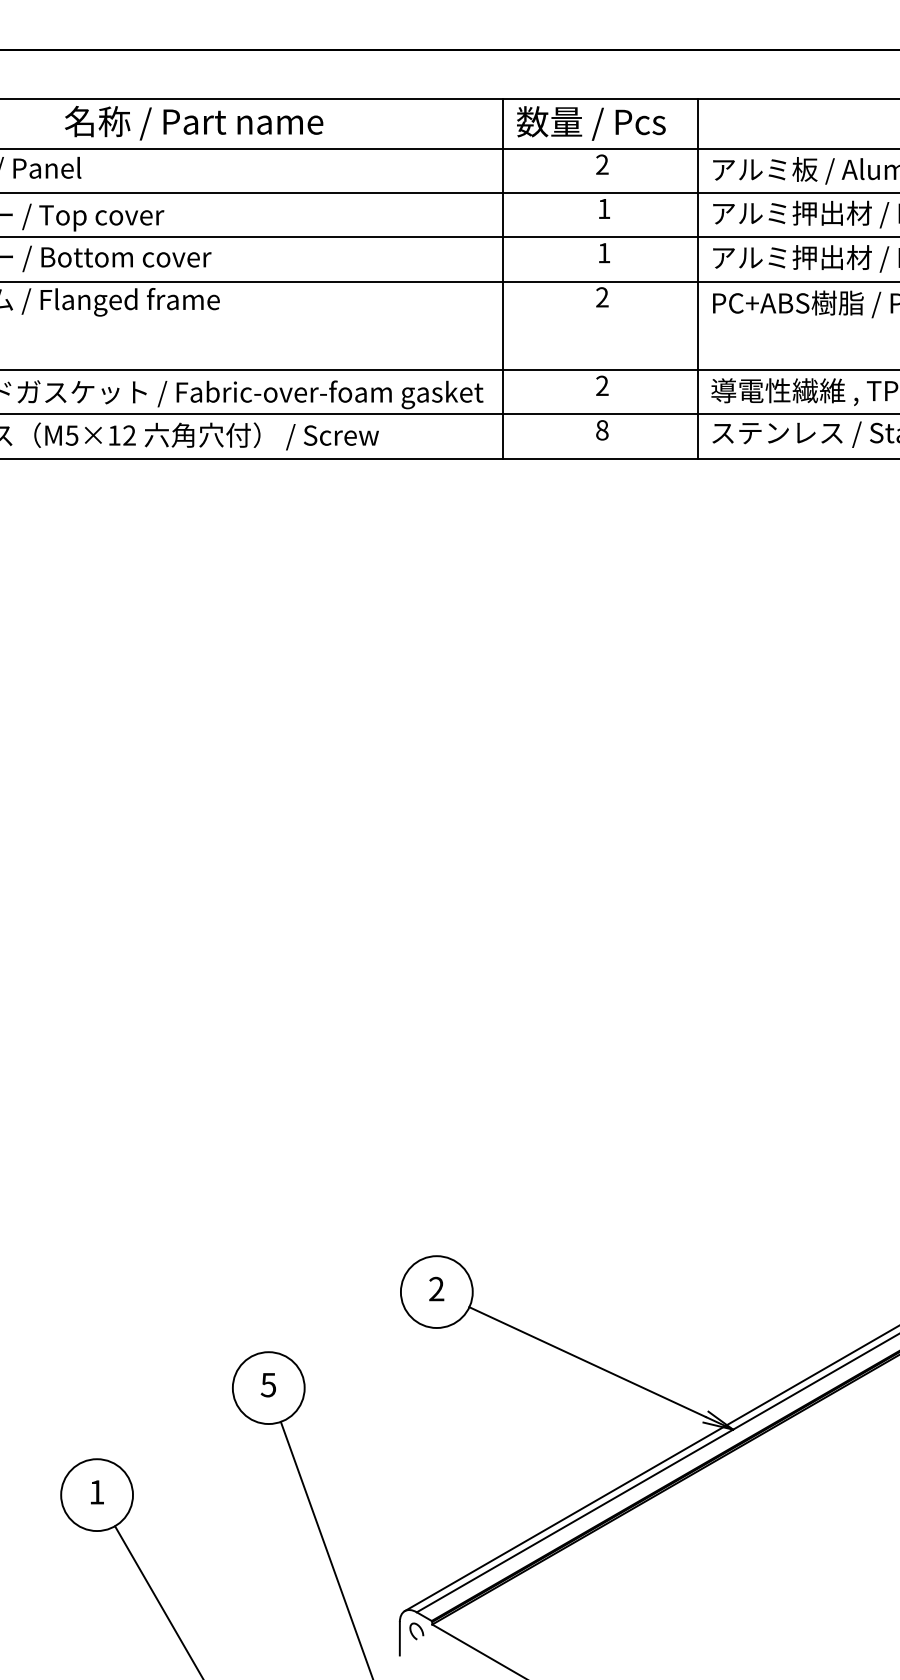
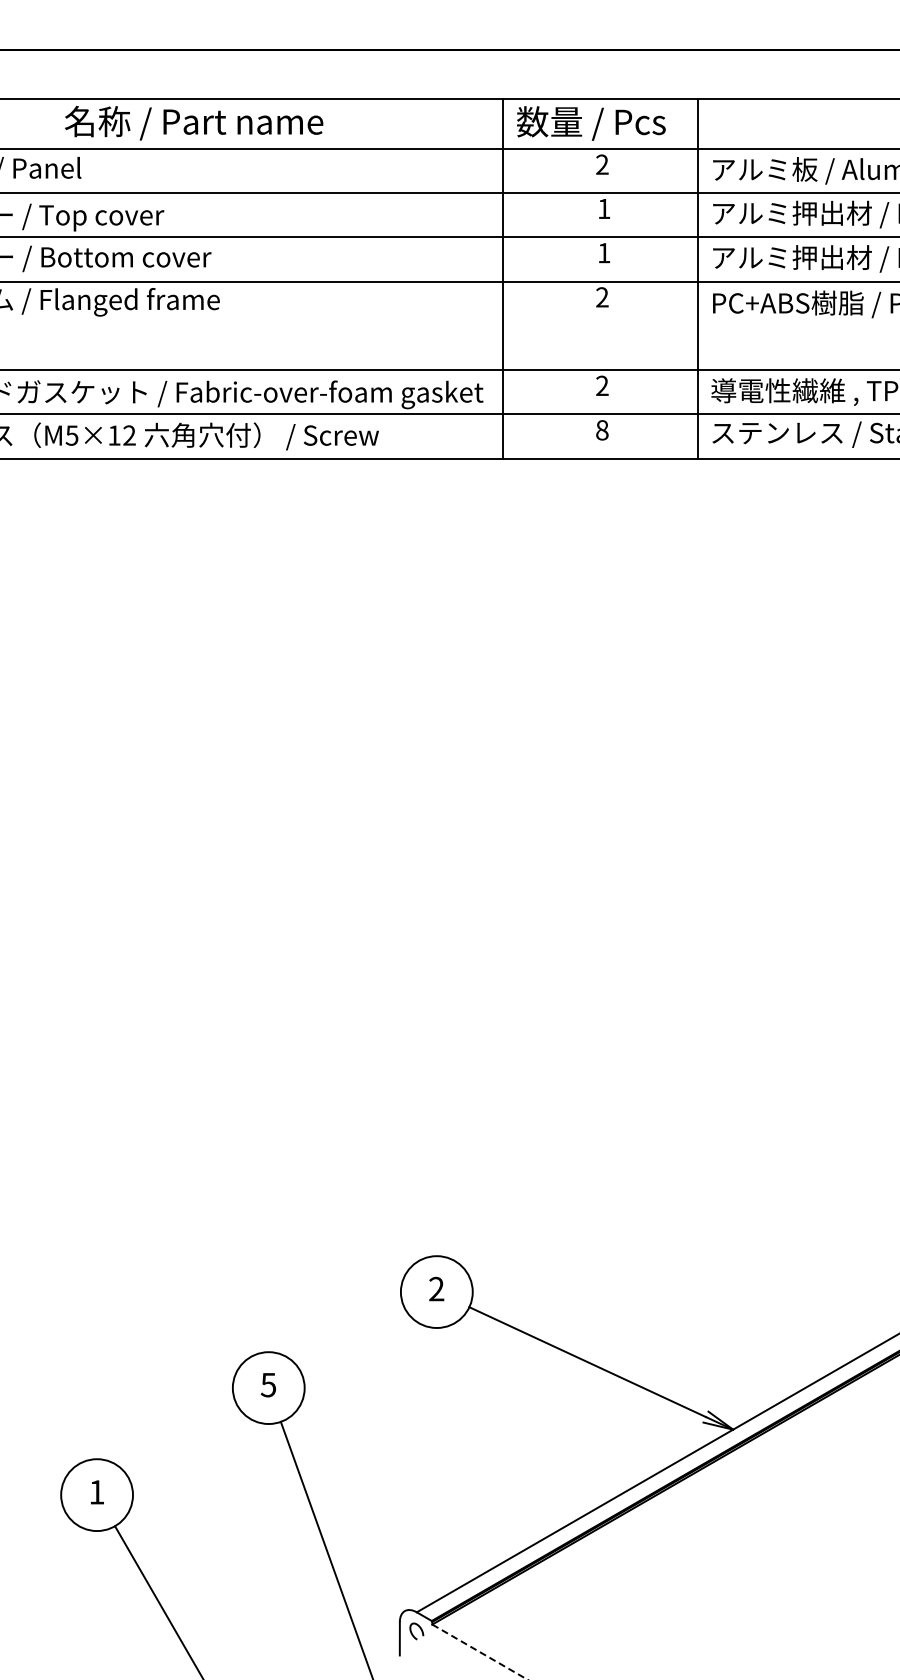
line: present -> none (650, 1469)
line: solid -> dashed (479, 1652)
